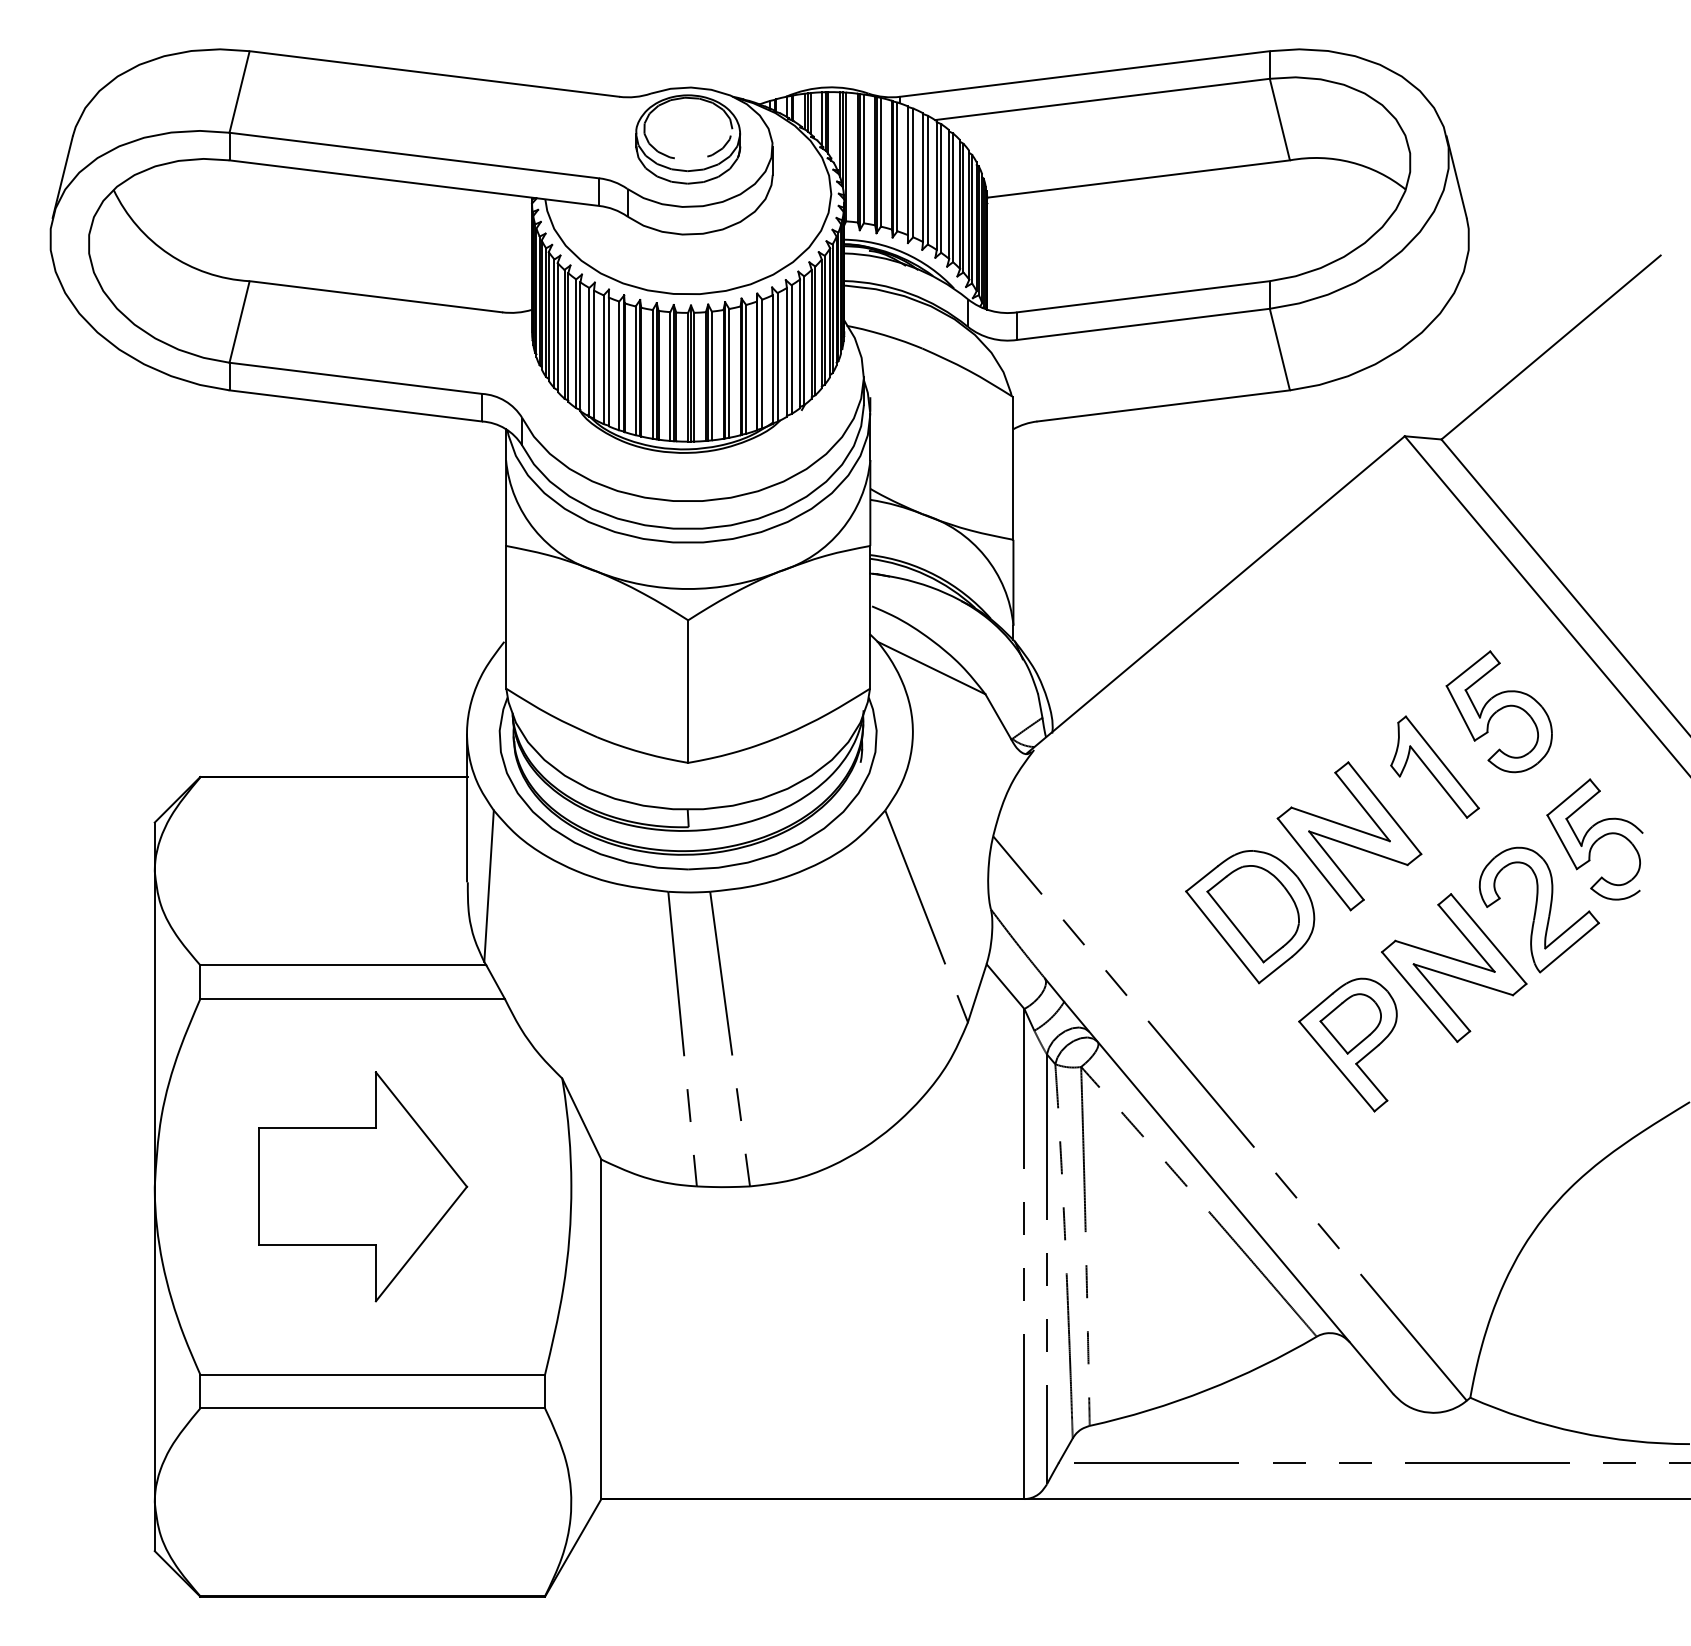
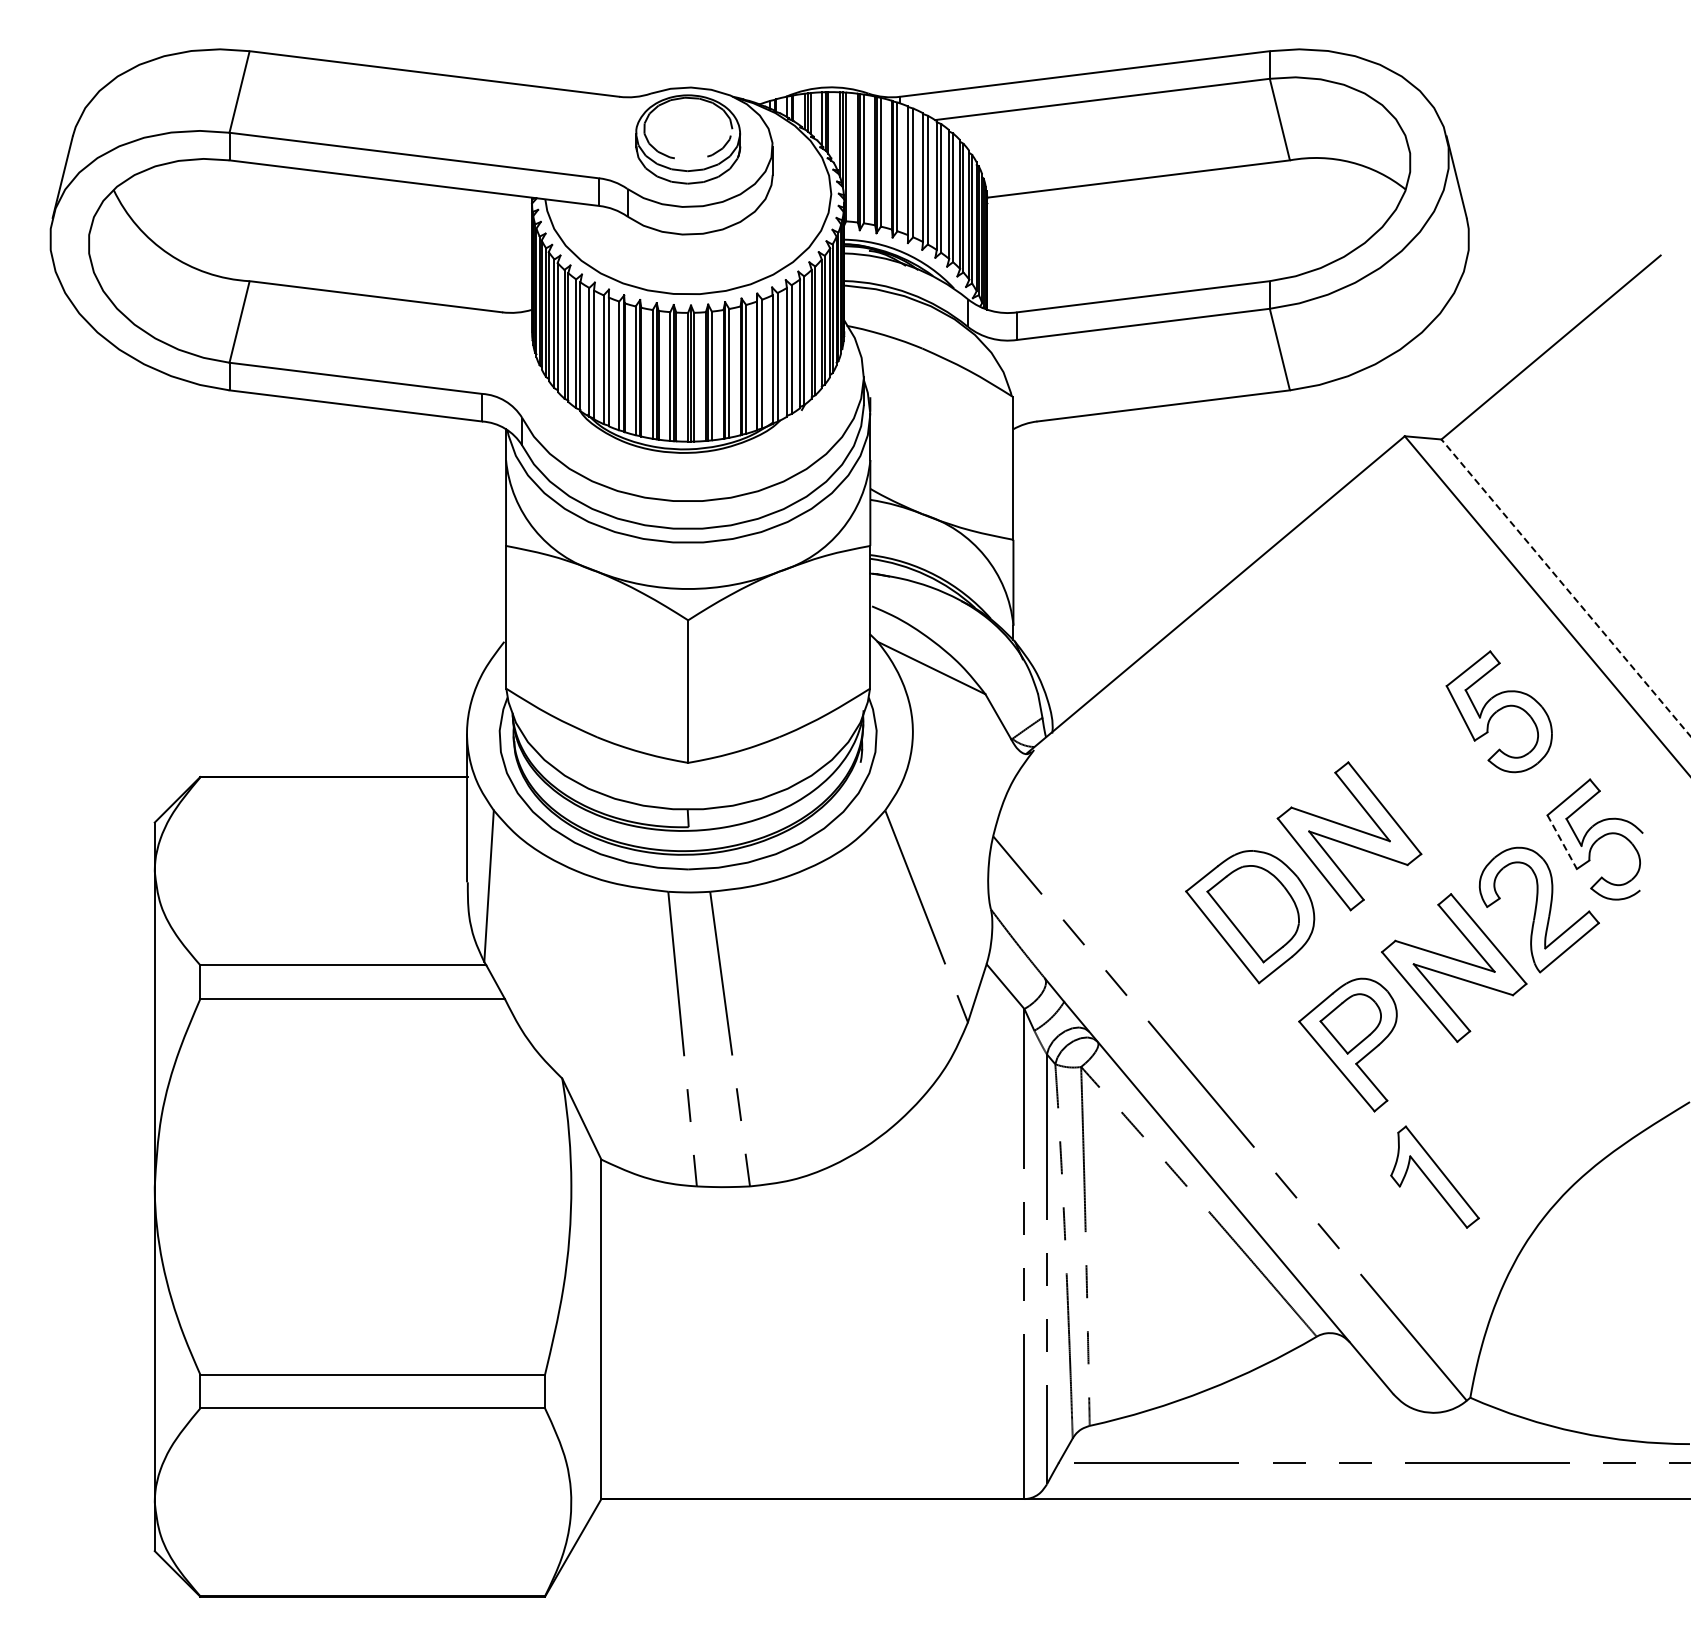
line: solid -> dashed (1566, 588)
part position: (1434, 766) -> (1434, 1176) (1434, 1176)
line: solid -> dashed (1562, 842)
part: present -> none (363, 1186)
